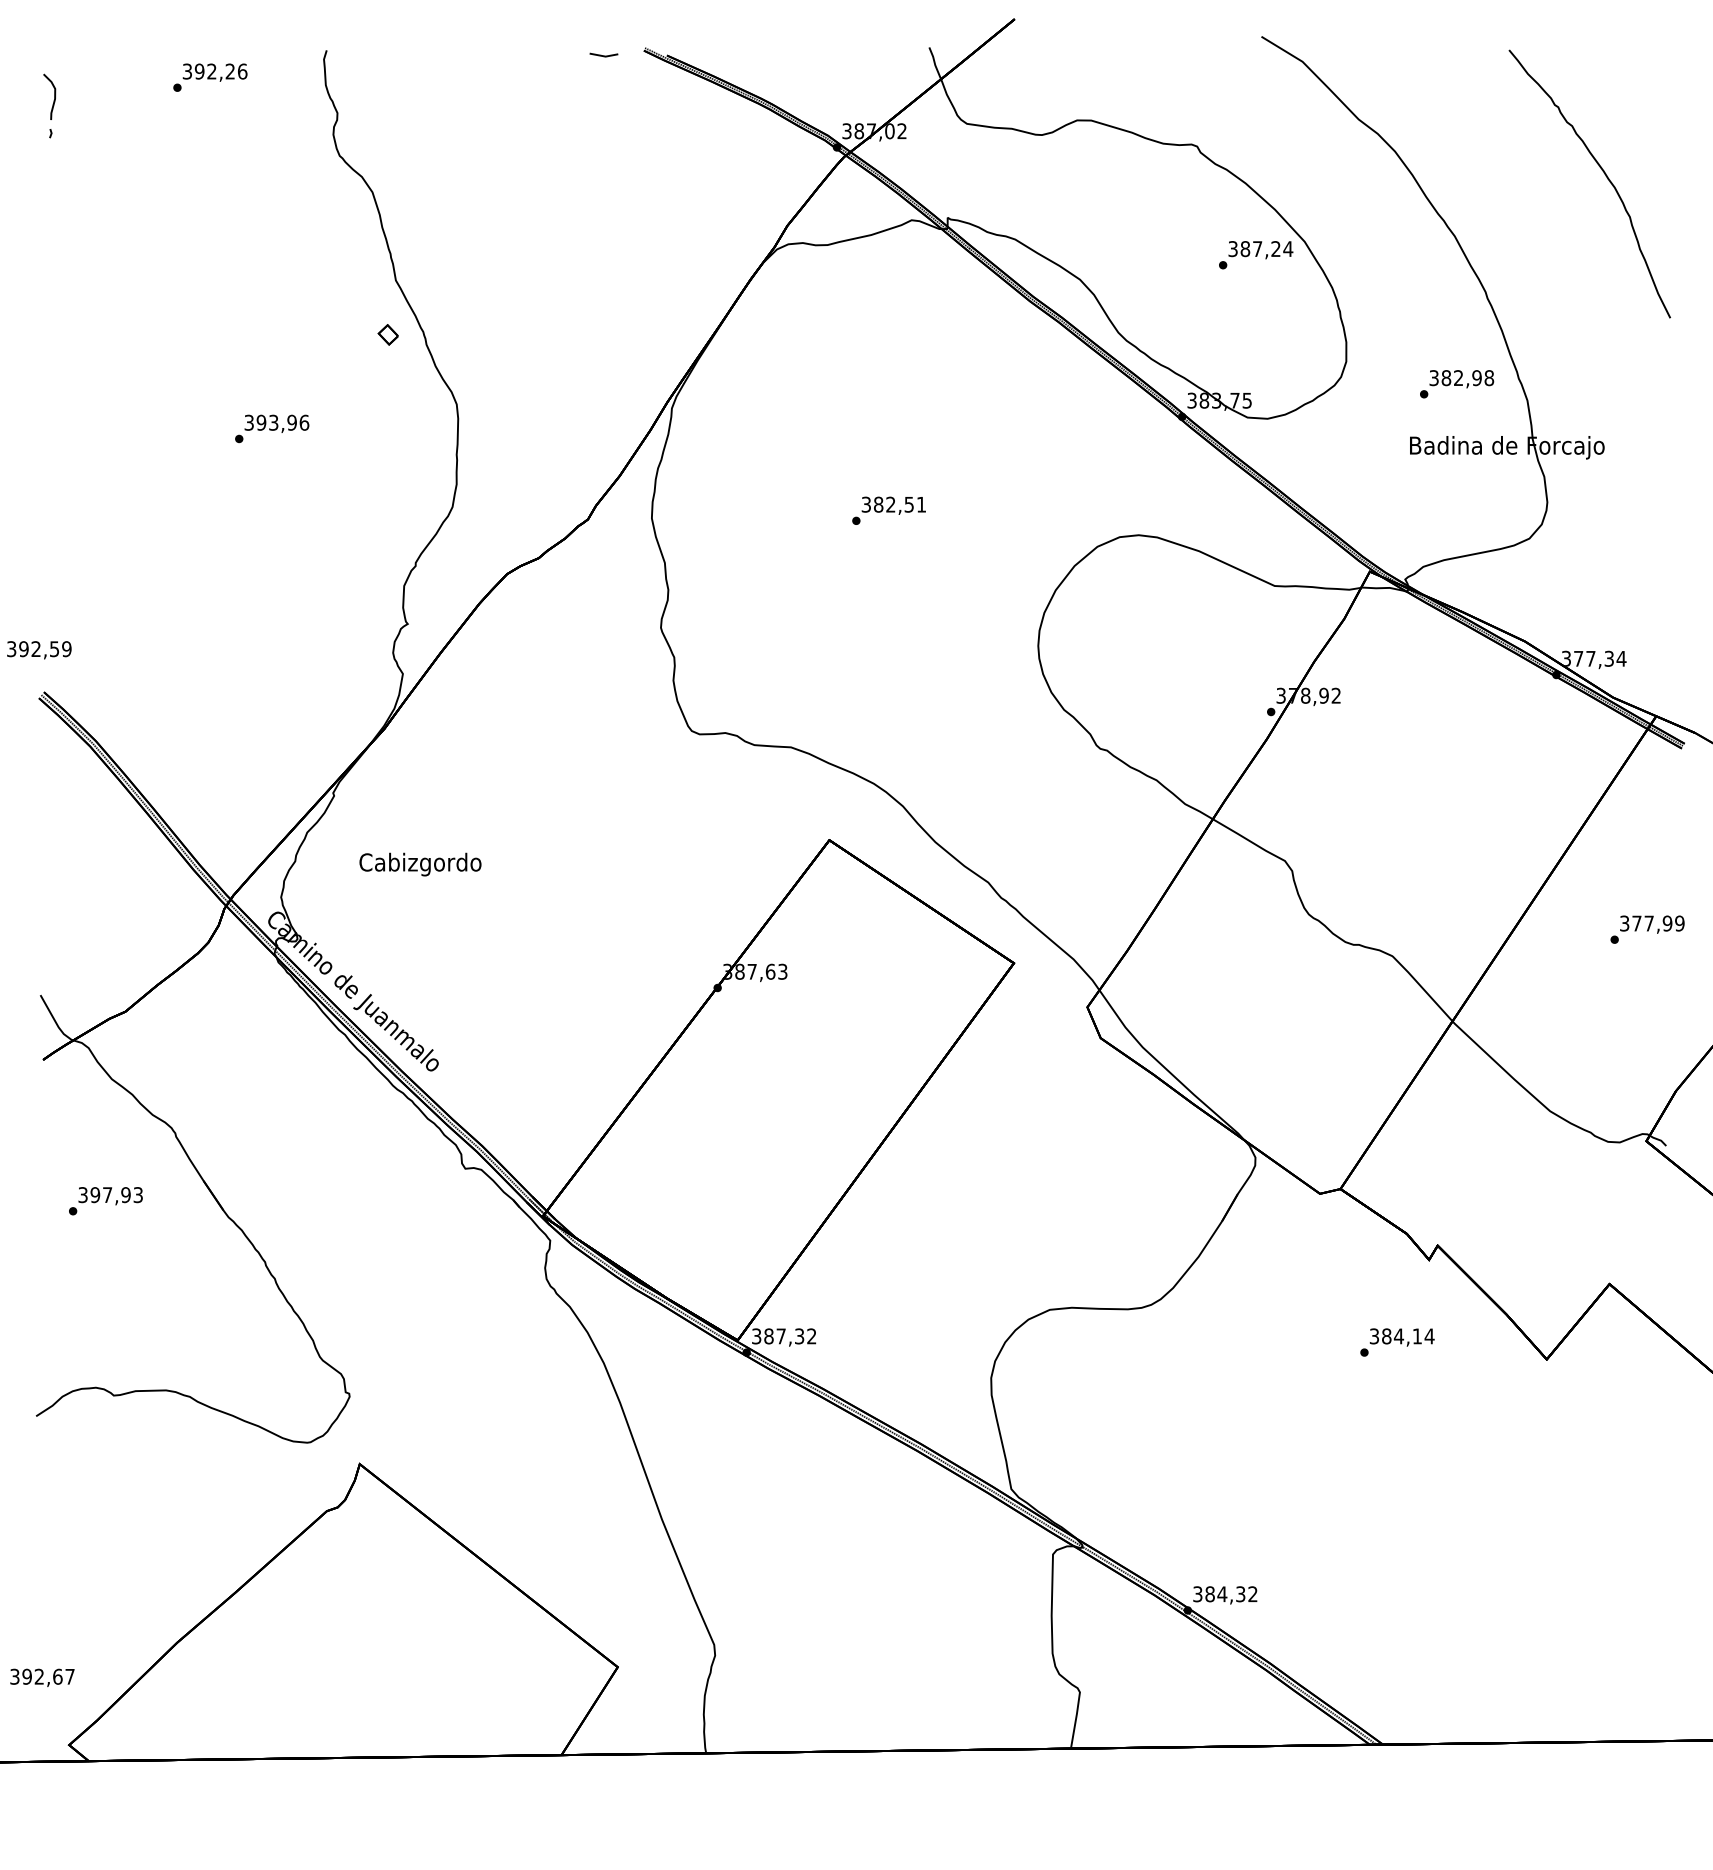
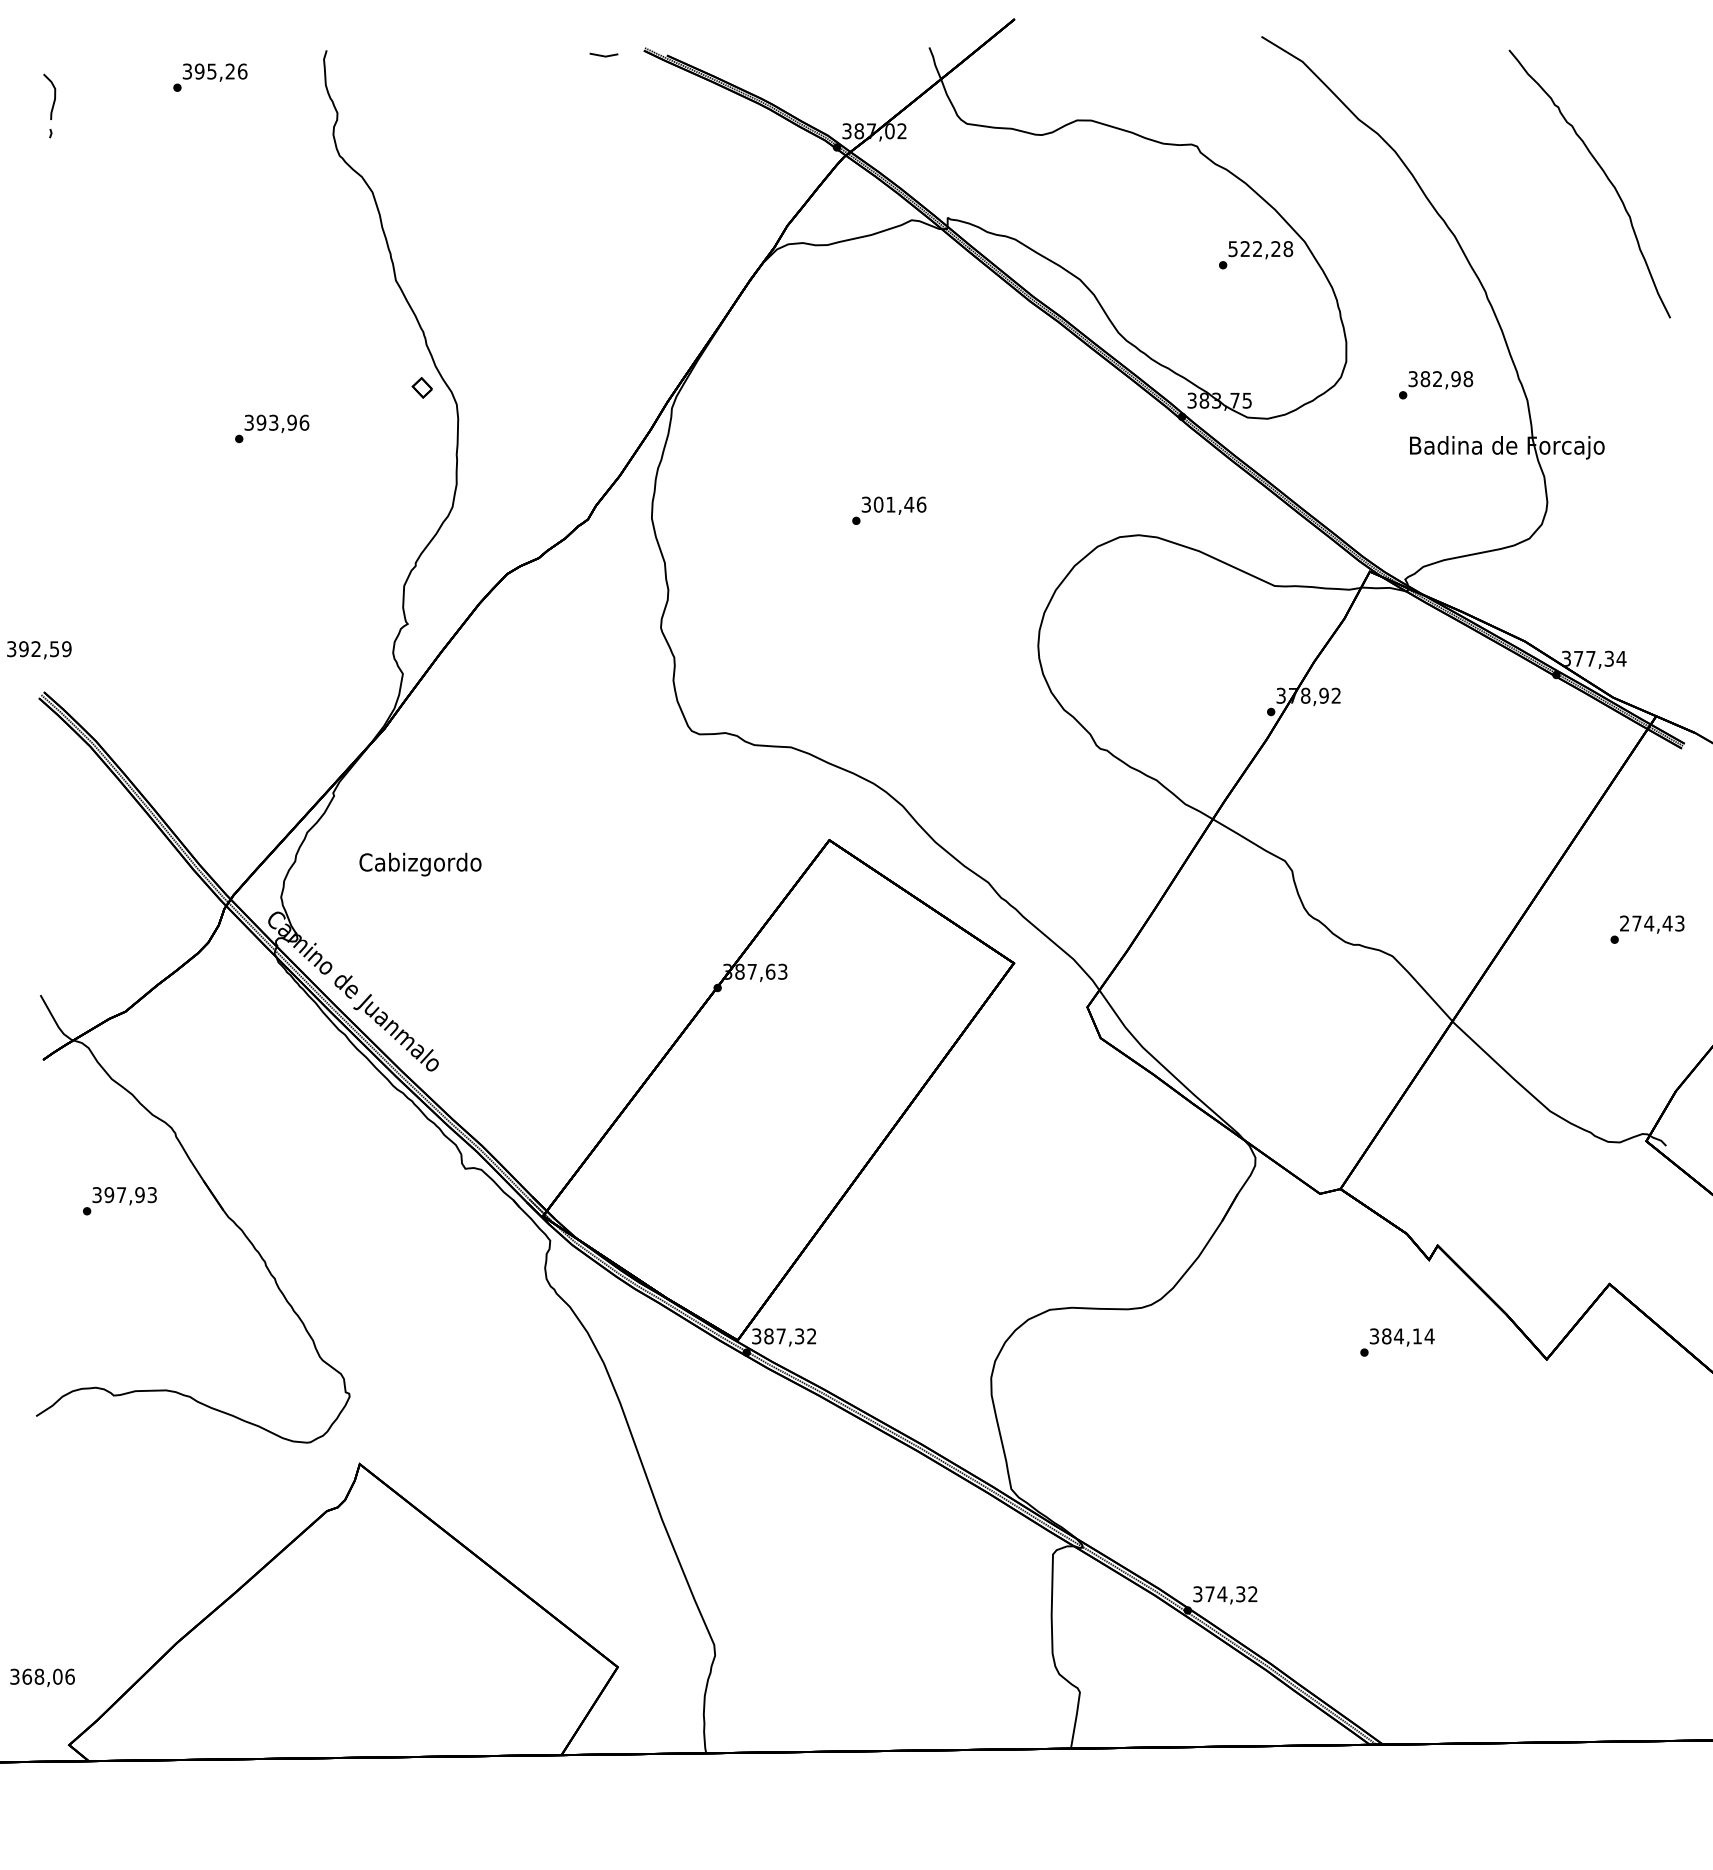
text: 392,26 -> 395,26 (211, 71)
text: 387,24 -> 522,28 (1261, 249)
part position: (387, 334) -> (421, 387) (421, 387)
text position: (1457, 384) -> (1436, 385) (1436, 385)
text: 382,51 -> 301,46 (899, 504)
text: 377,99 -> 274,43 (1652, 923)
text position: (105, 1201) -> (119, 1201) (119, 1201)
text: 384,32 -> 374,32 (1209, 1594)
text: 392,67 -> 368,06 (48, 1676)
